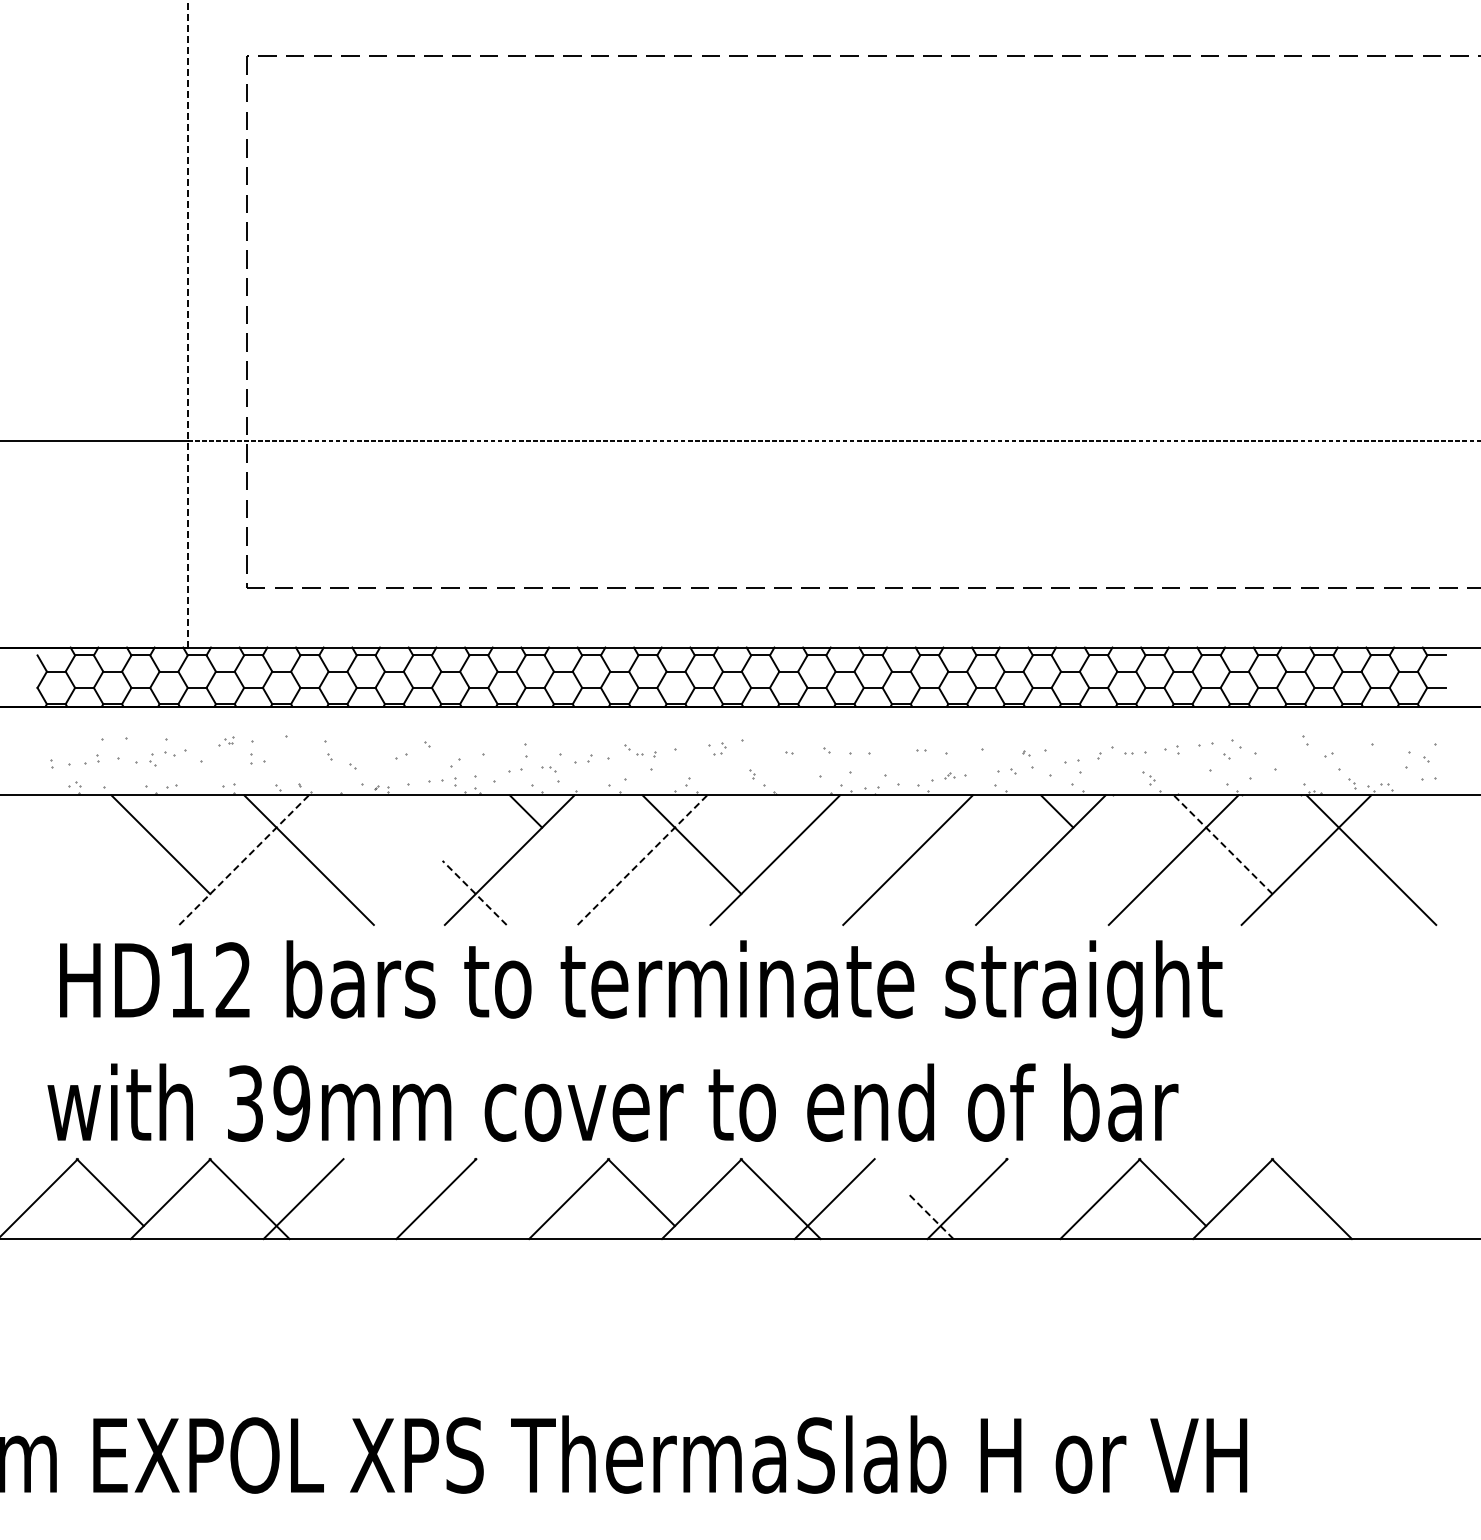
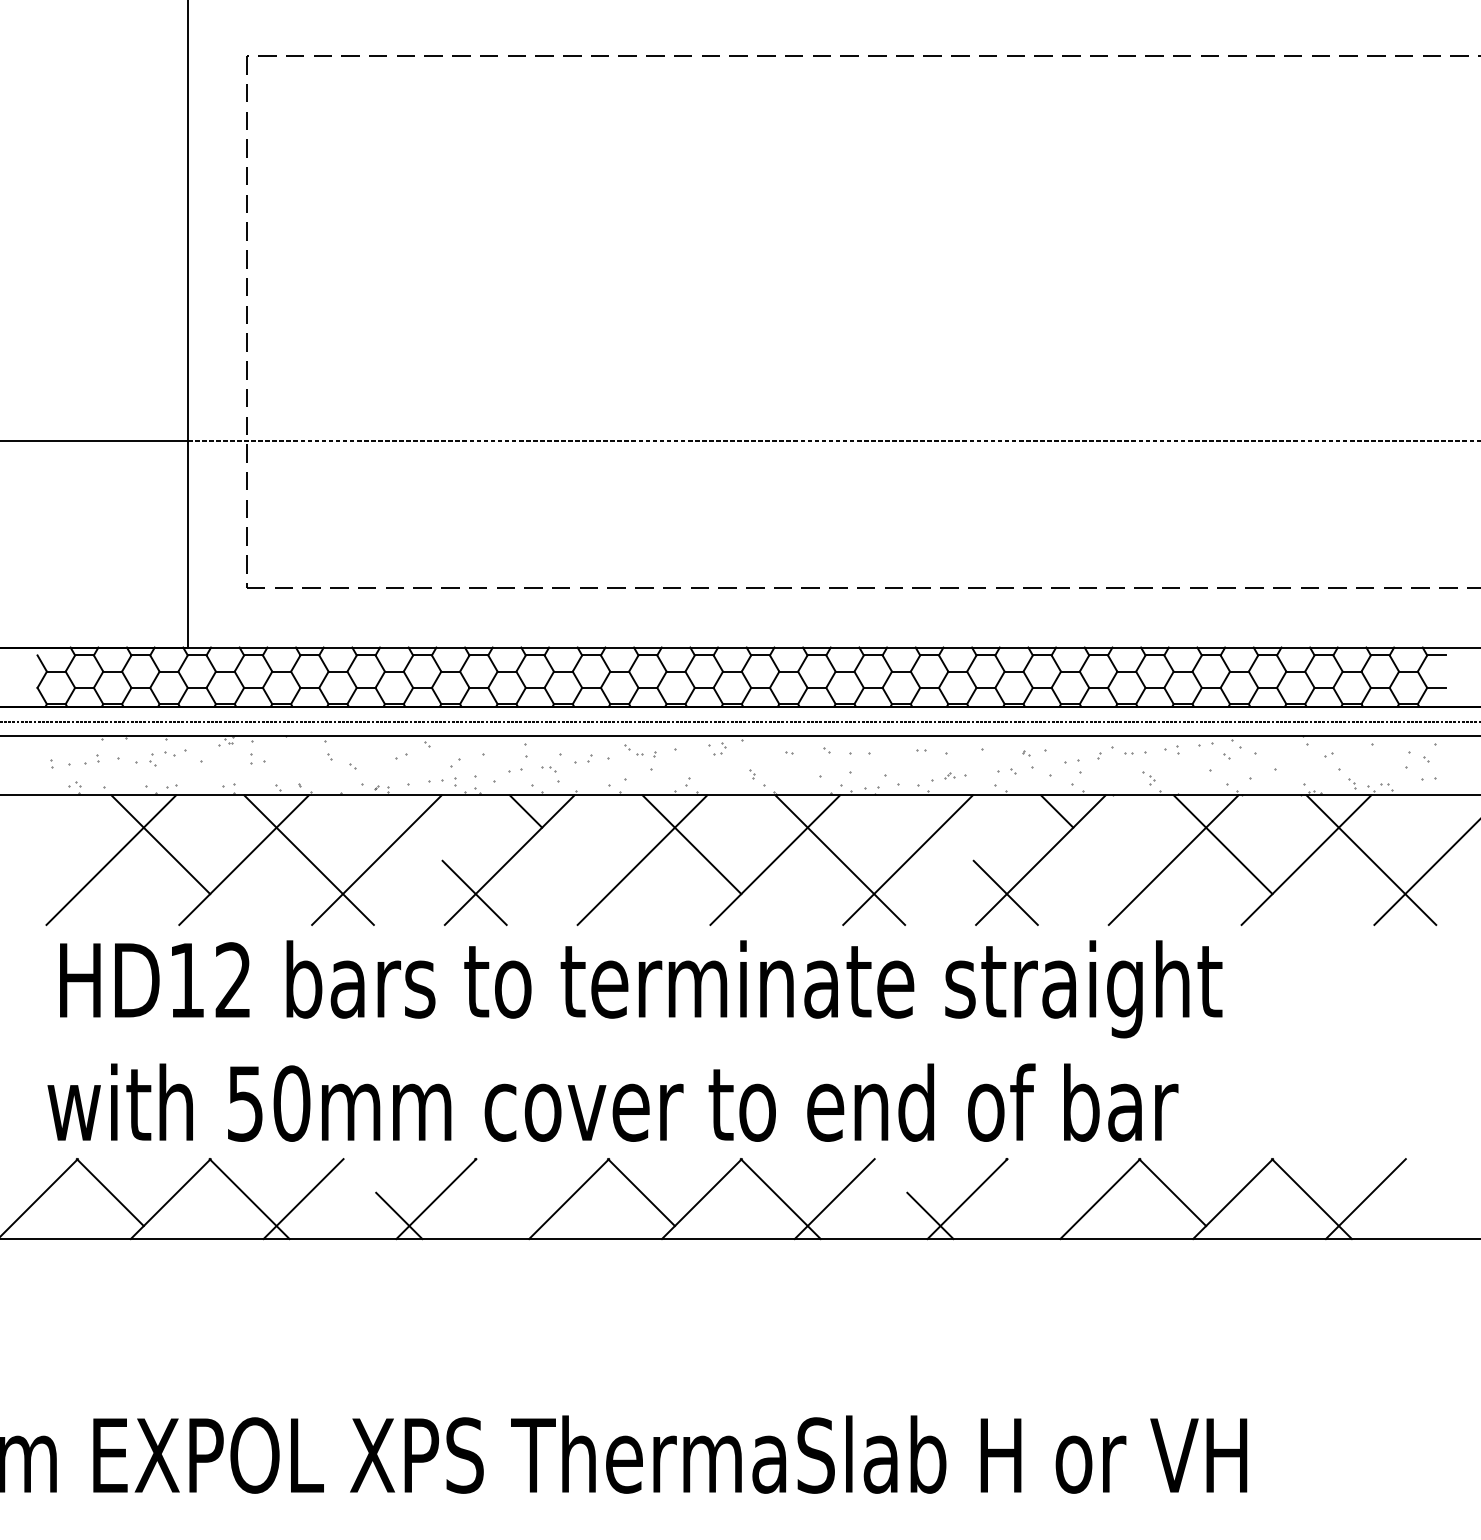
line: dashed -> solid (187, 323)
line: none -> present (739, 721)
line: none -> present (739, 736)
line: dashed -> solid (1223, 844)
line: none -> present (111, 859)
line: none -> present (376, 859)
line: none -> present (840, 859)
line: dashed -> solid (244, 860)
line: dashed -> solid (642, 860)
line: none -> present (1425, 872)
line: dashed -> solid (474, 892)
line: none -> present (1005, 892)
text: 39mm -> 50mm (269, 1103)
line: none -> present (1365, 1199)
line: none -> present (399, 1215)
line: dashed -> solid (930, 1215)
